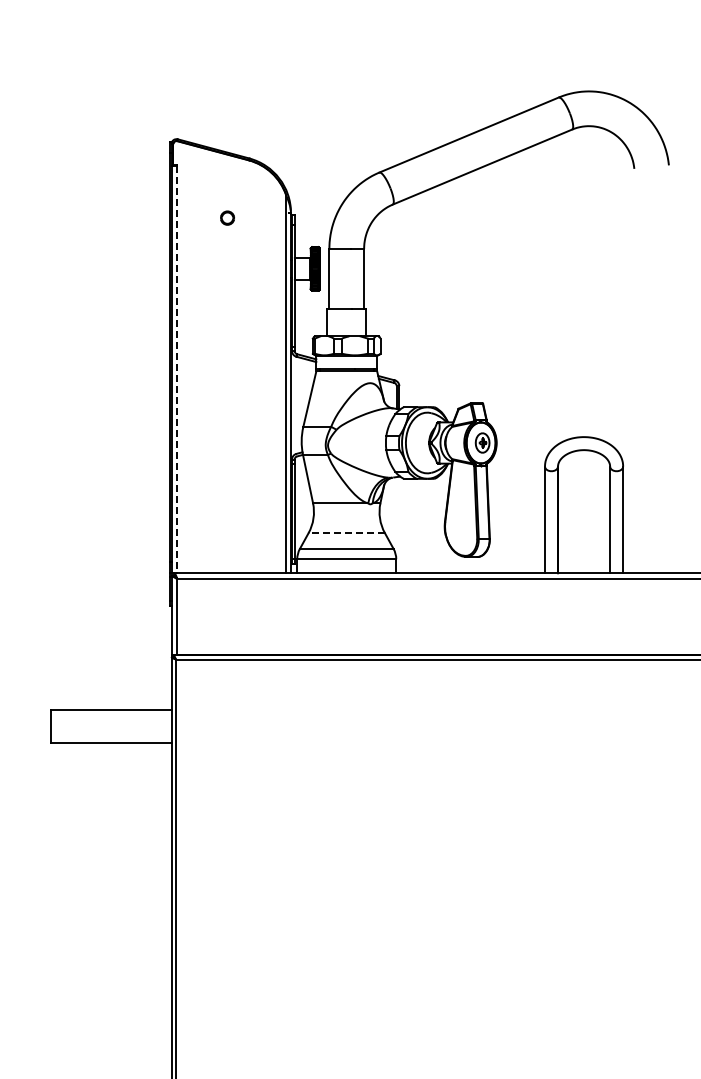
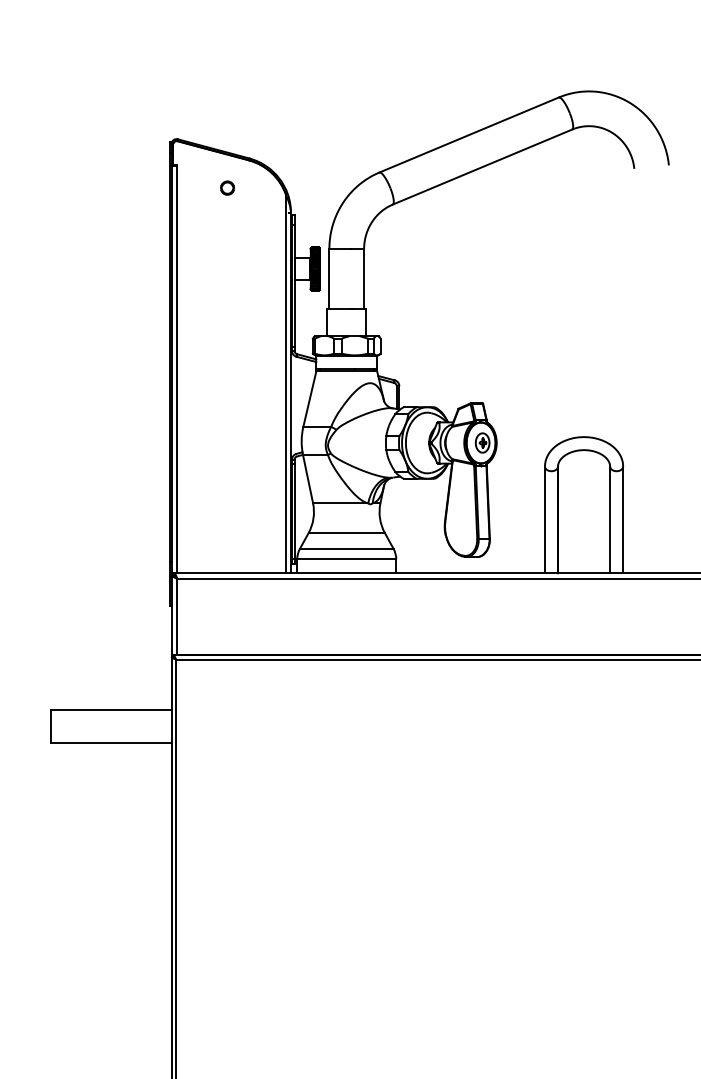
part position: (227, 217) -> (227, 187) (227, 187)
line: dashed -> solid (176, 369)
line: dashed -> solid (346, 533)
